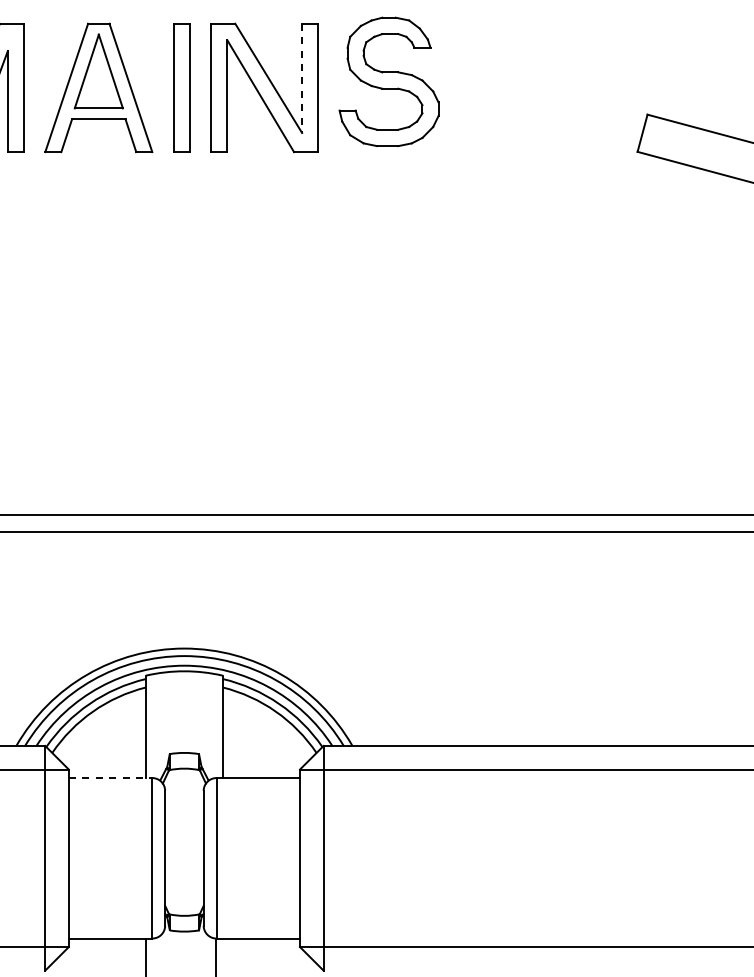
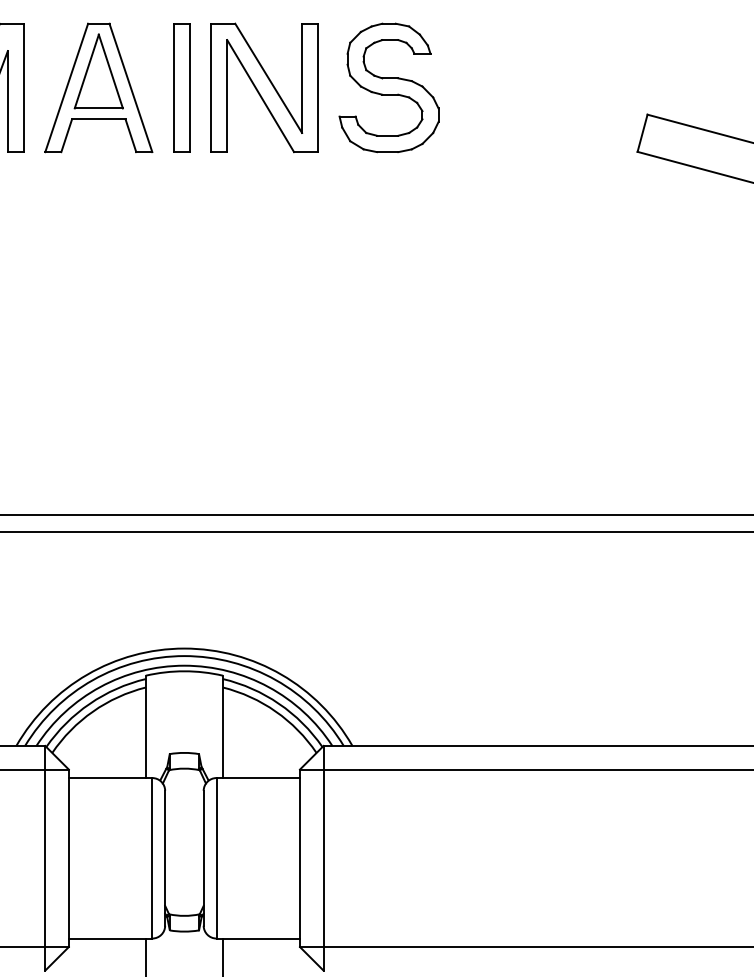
line: dashed -> solid (302, 78)
part position: (388, 81) -> (388, 87) (388, 87)
line: dashed -> solid (110, 778)
line position: (215, 955) -> (222, 955) (222, 955)
